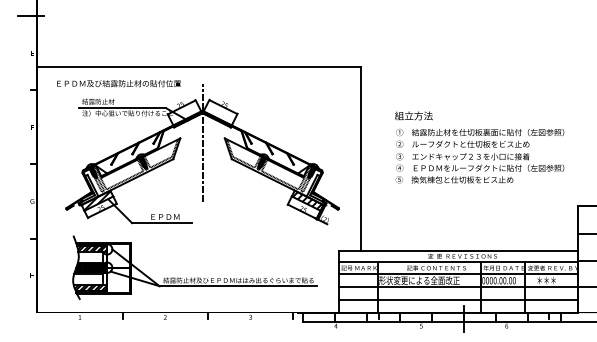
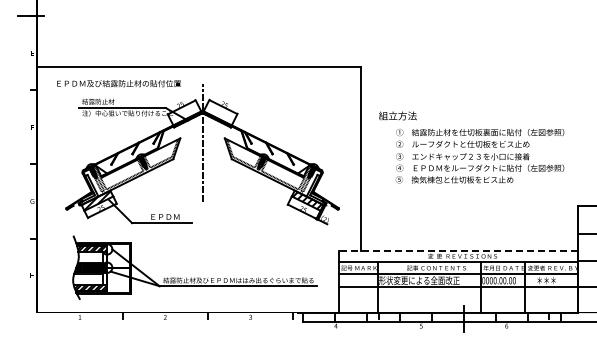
text position: (413, 115) -> (397, 115) (397, 115)
line: solid -> dashed (458, 250)
line: present -> none (458, 299)
